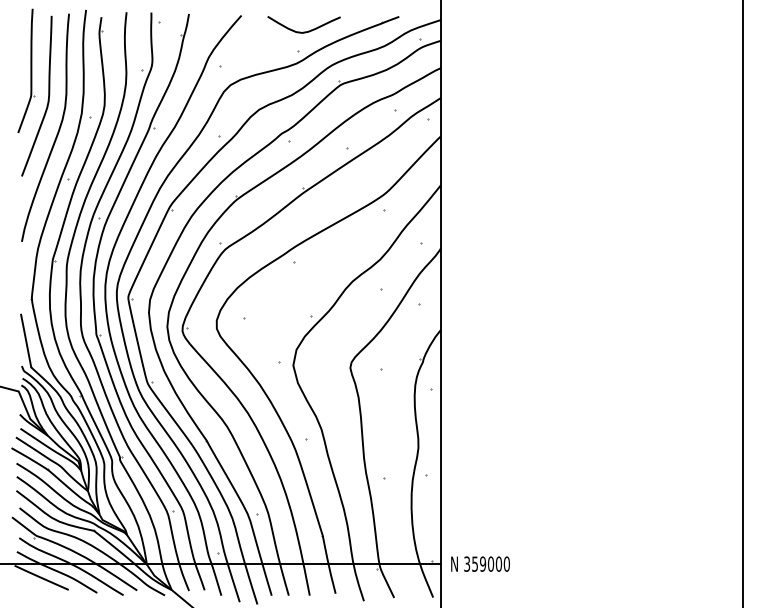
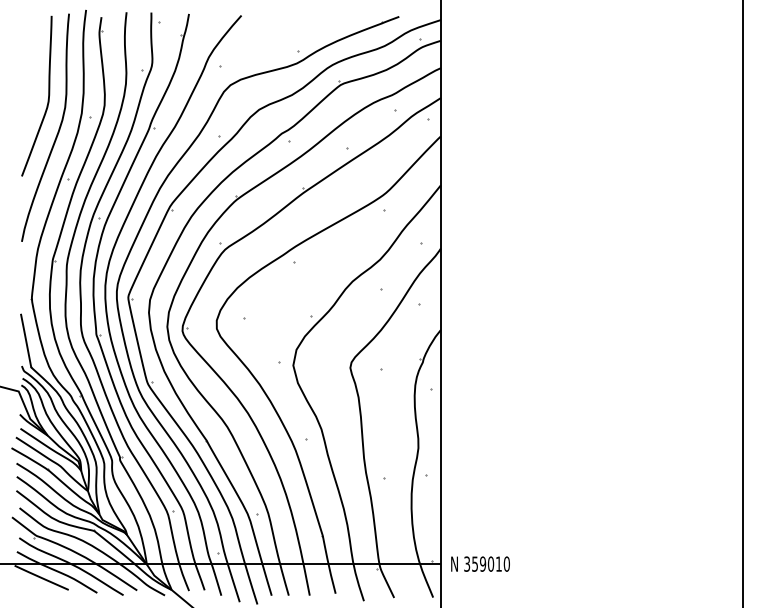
curve: present -> none (303, 31)
part: present -> none (26, 70)
text: 359000 -> 359010 (498, 563)
